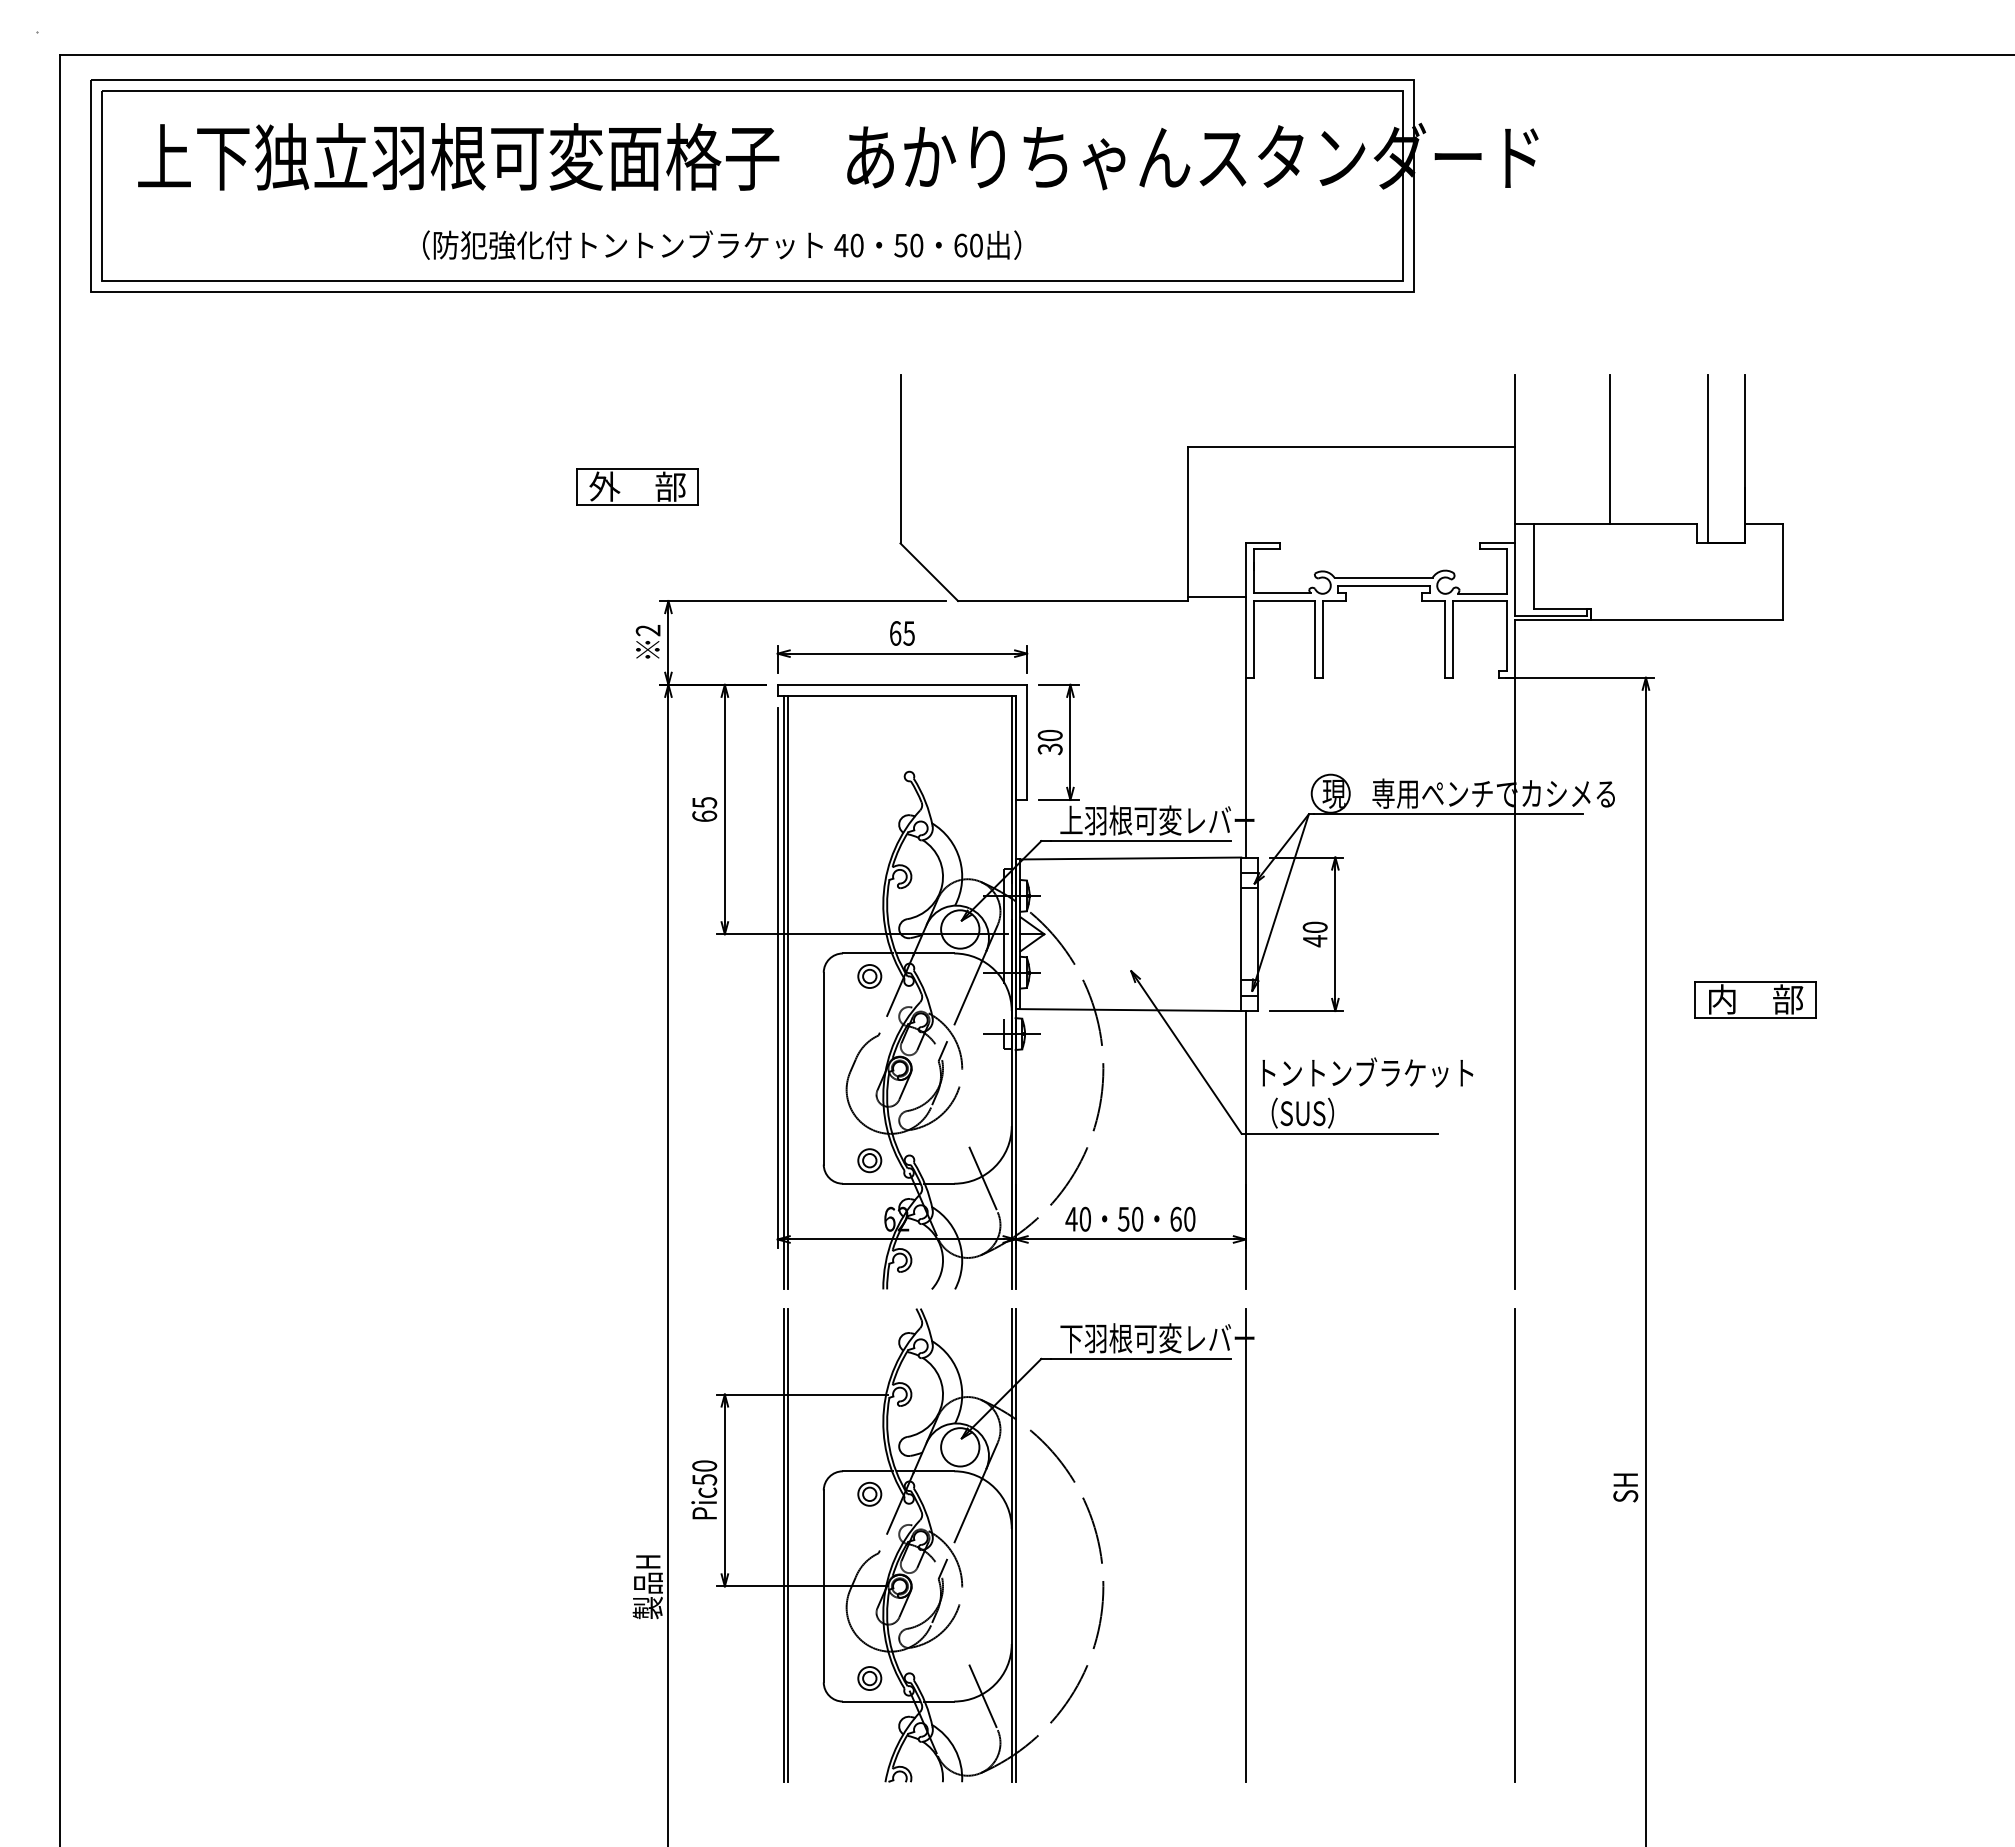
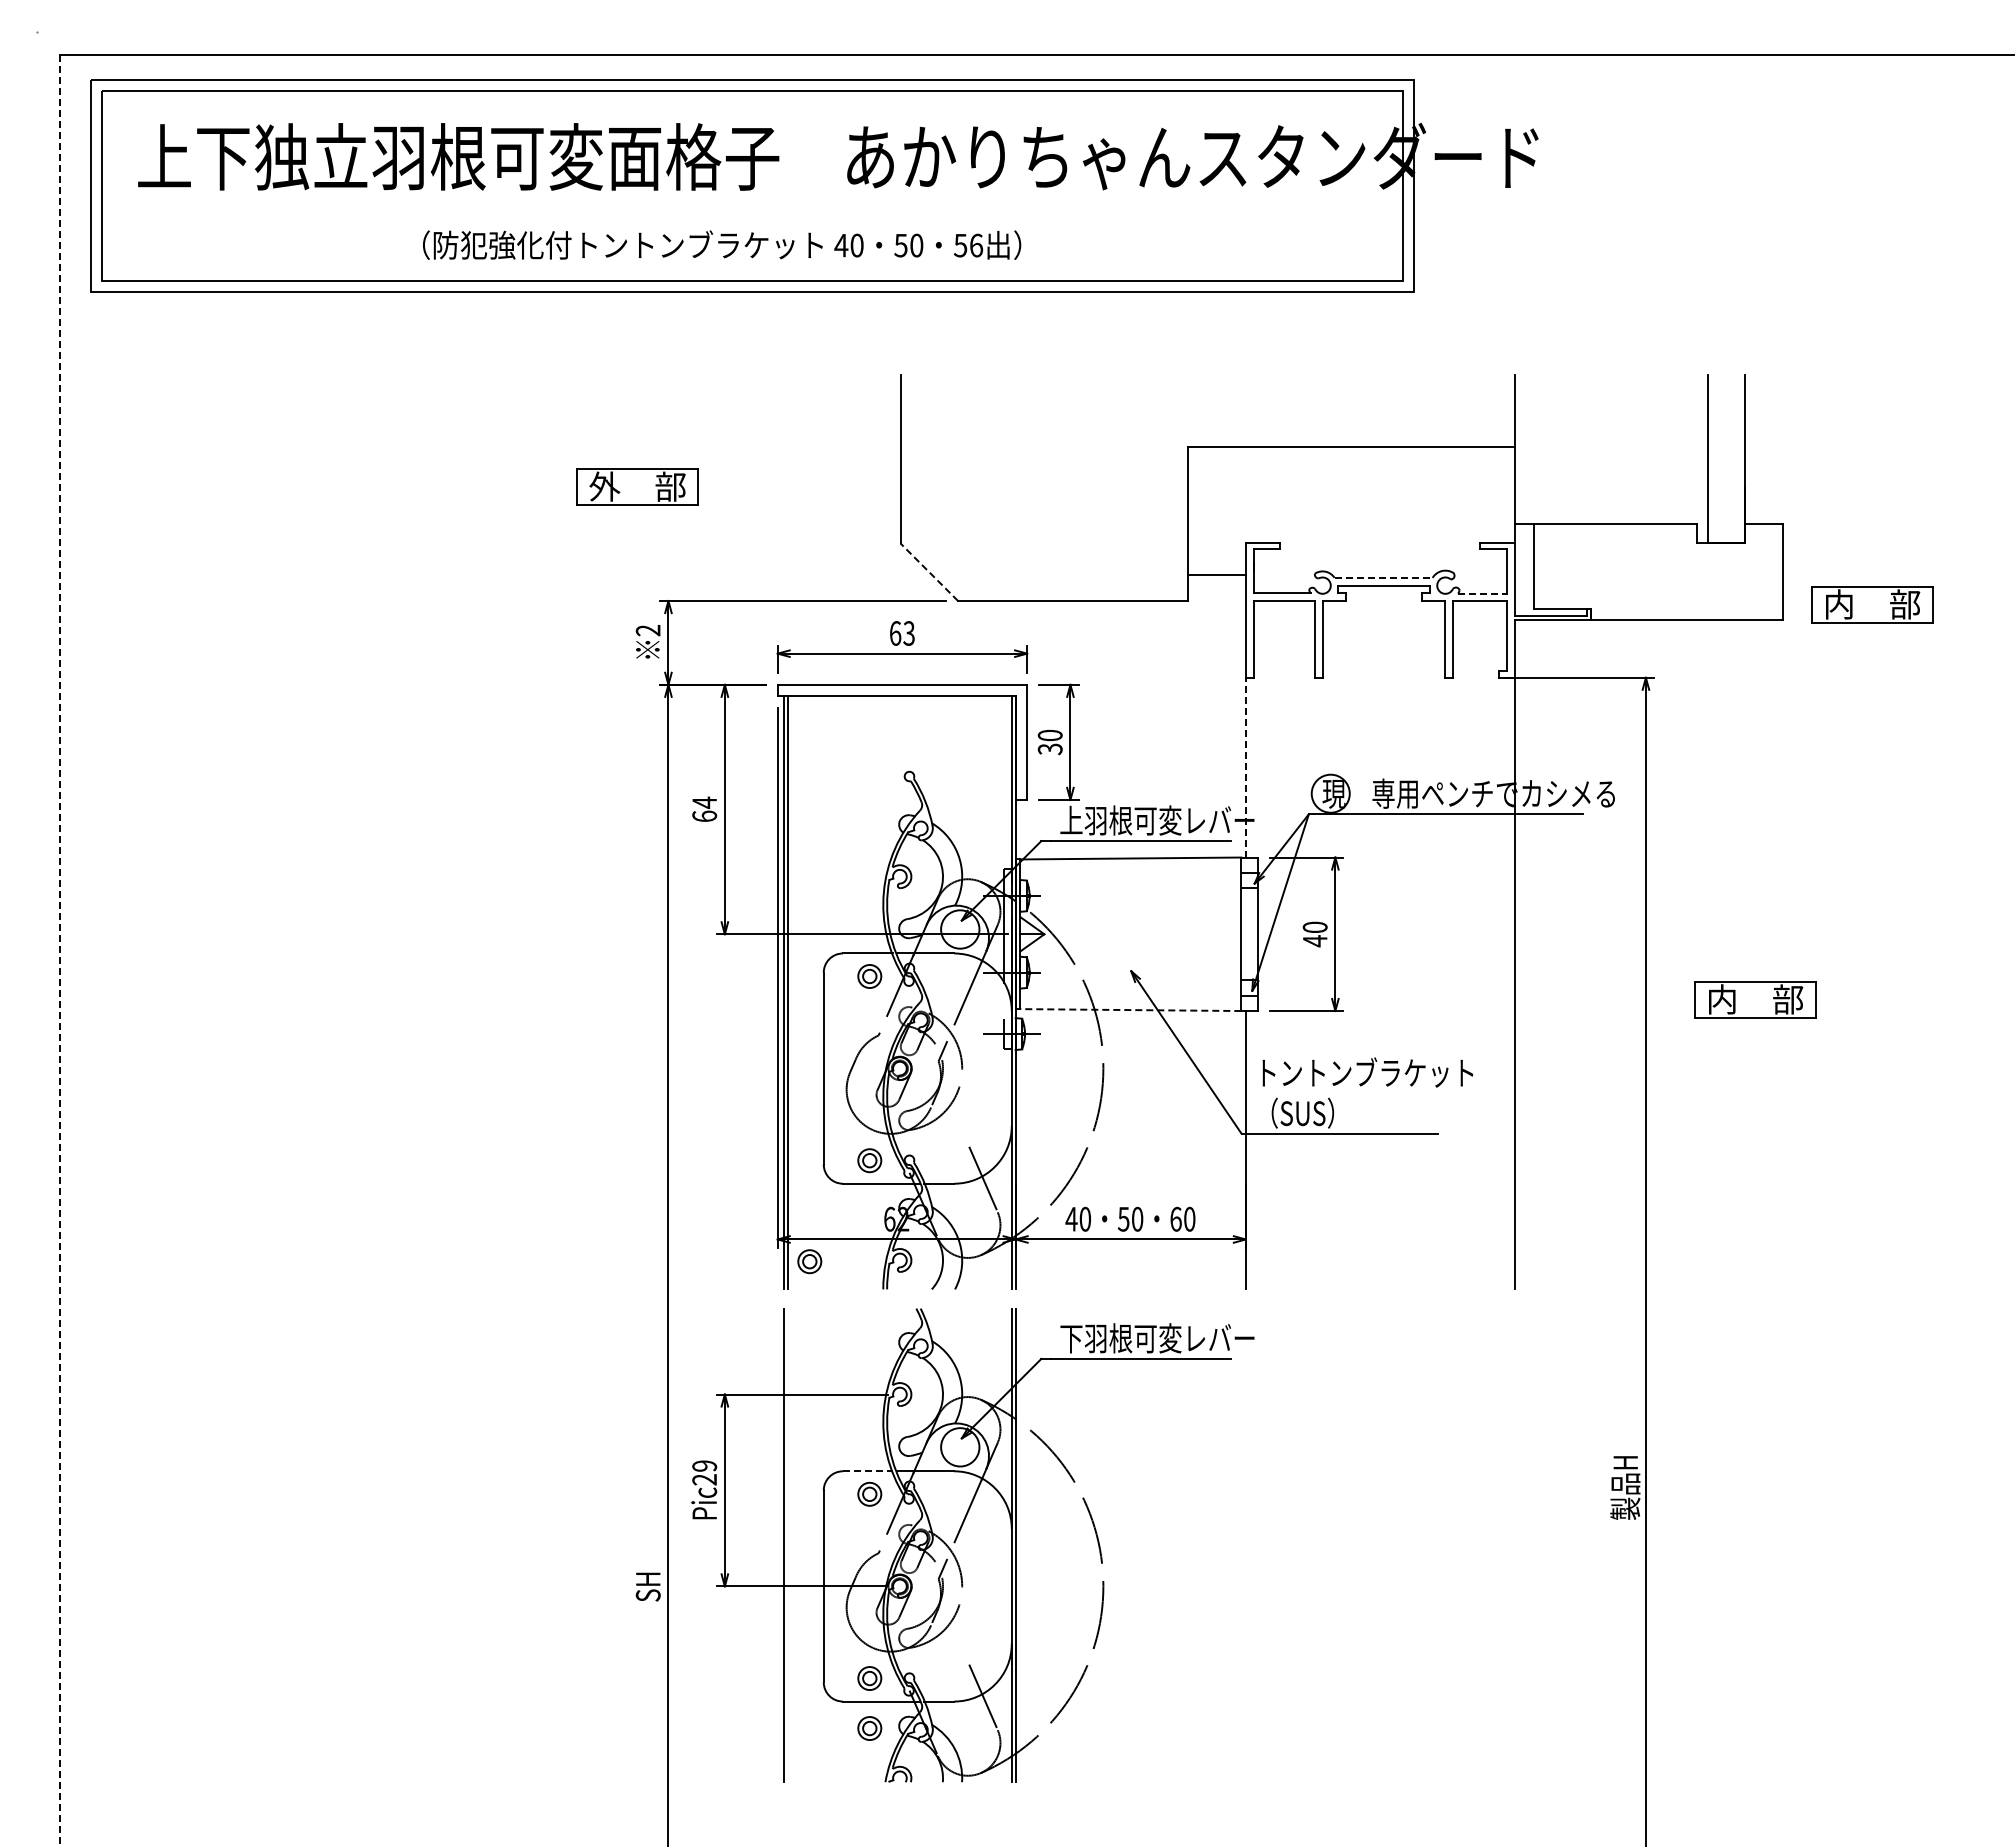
text: 60 -> 56 (968, 245)
line: present -> none (1610, 449)
line: solid -> dashed (929, 572)
line: solid -> dashed (1384, 577)
line: solid -> dashed (1483, 593)
line position: (1216, 597) -> (1216, 575) (1216, 575)
part: none -> present (1872, 604)
text: 65 -> 63 (909, 633)
line: solid -> dashed (1245, 767)
text: 65 -> 64 (704, 802)
line: solid -> dashed (60, 951)
line: solid -> dashed (1130, 1010)
part: none -> present (809, 1261)
line: solid -> dashed (867, 1471)
text: Pic50 -> Pic29 (704, 1472)
text: SH -> 製品H (1625, 1487)
line: present -> none (788, 1545)
line: present -> none (1245, 1545)
line: present -> none (1514, 1545)
text: 製品H -> SH (647, 1587)
part: none -> present (869, 1728)
